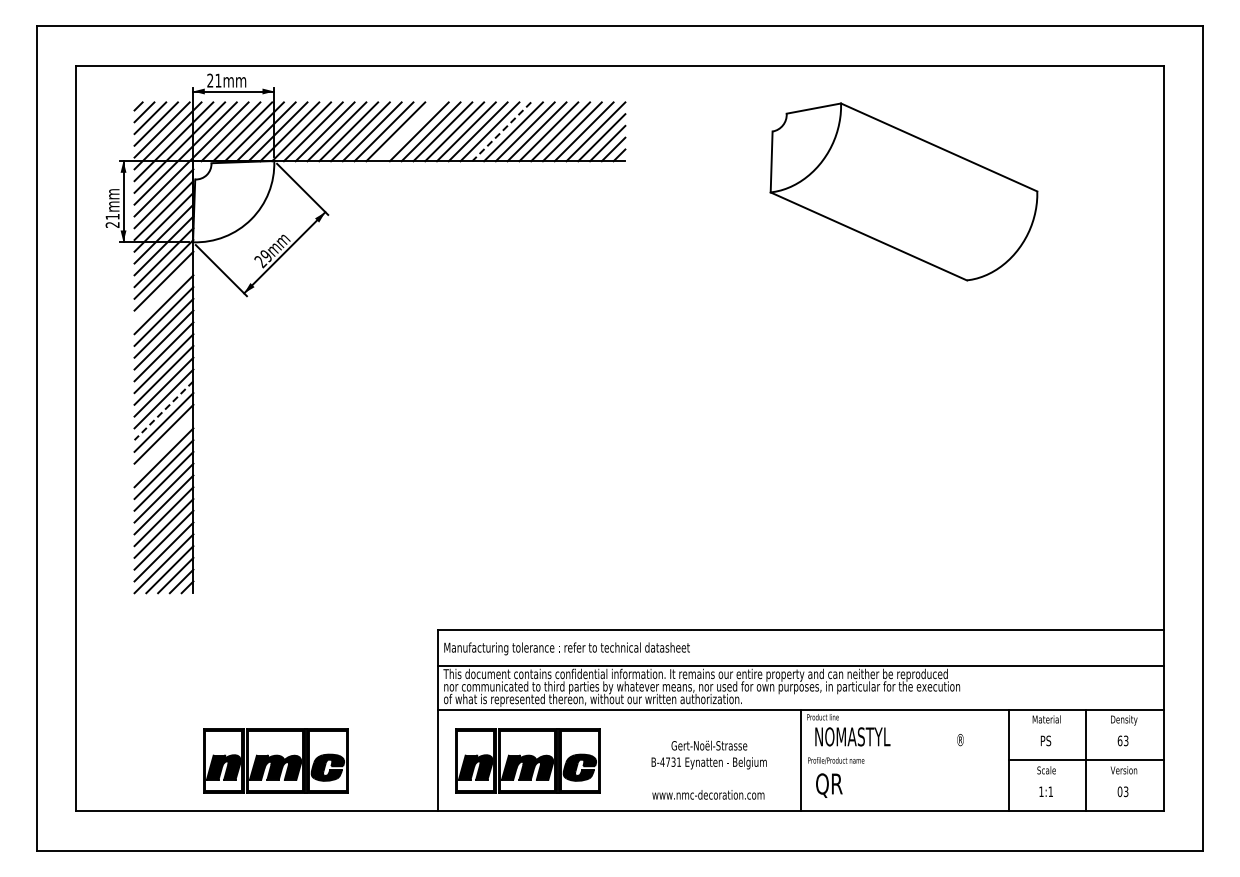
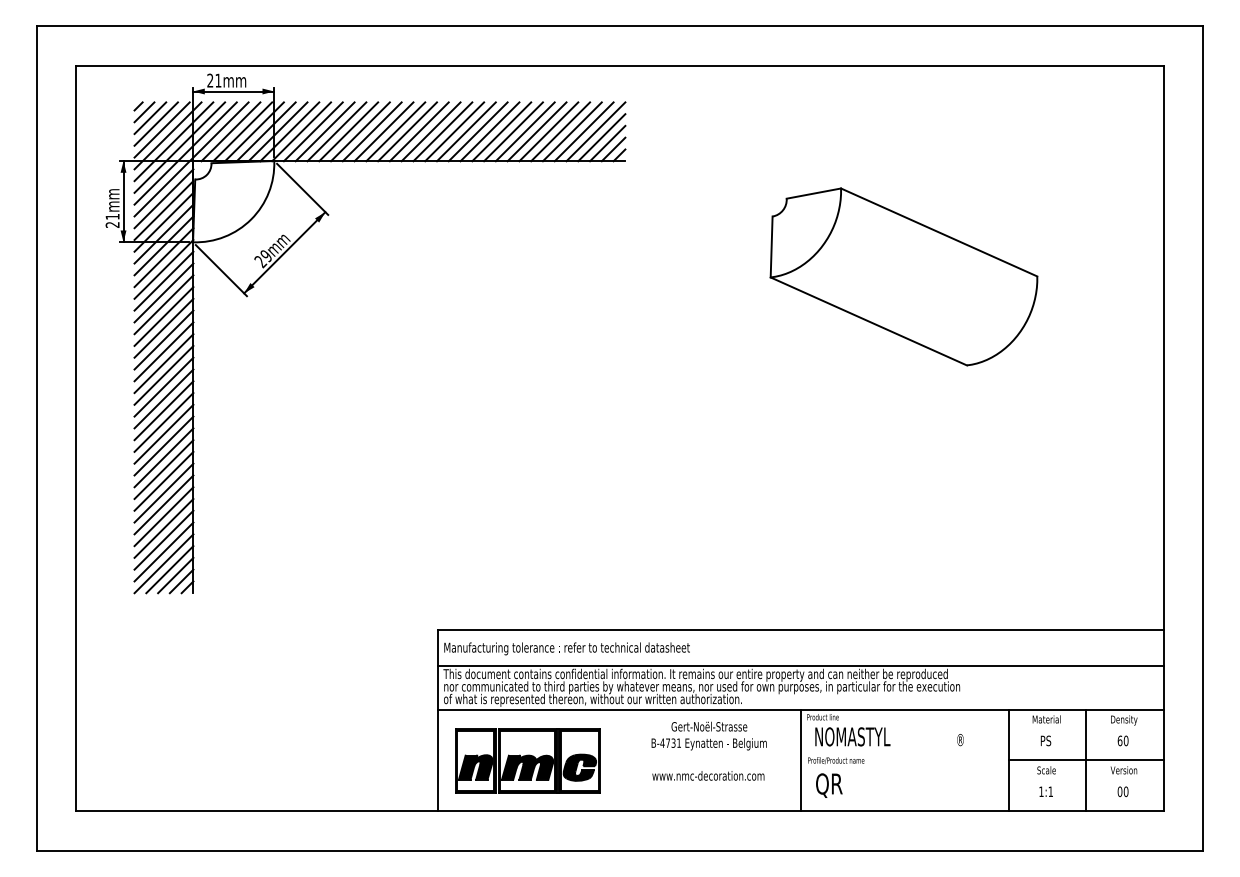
line: none -> present (407, 131)
line: dashed -> solid (501, 131)
part position: (903, 191) -> (903, 276) (903, 276)
line: none -> present (163, 292)
line: dashed -> solid (164, 410)
line: none -> present (163, 445)
text: 63 -> 60 (1125, 740)
part: present -> none (275, 760)
text position: (708, 769) -> (708, 750) (708, 750)
text: 03 -> 00 (1125, 791)
